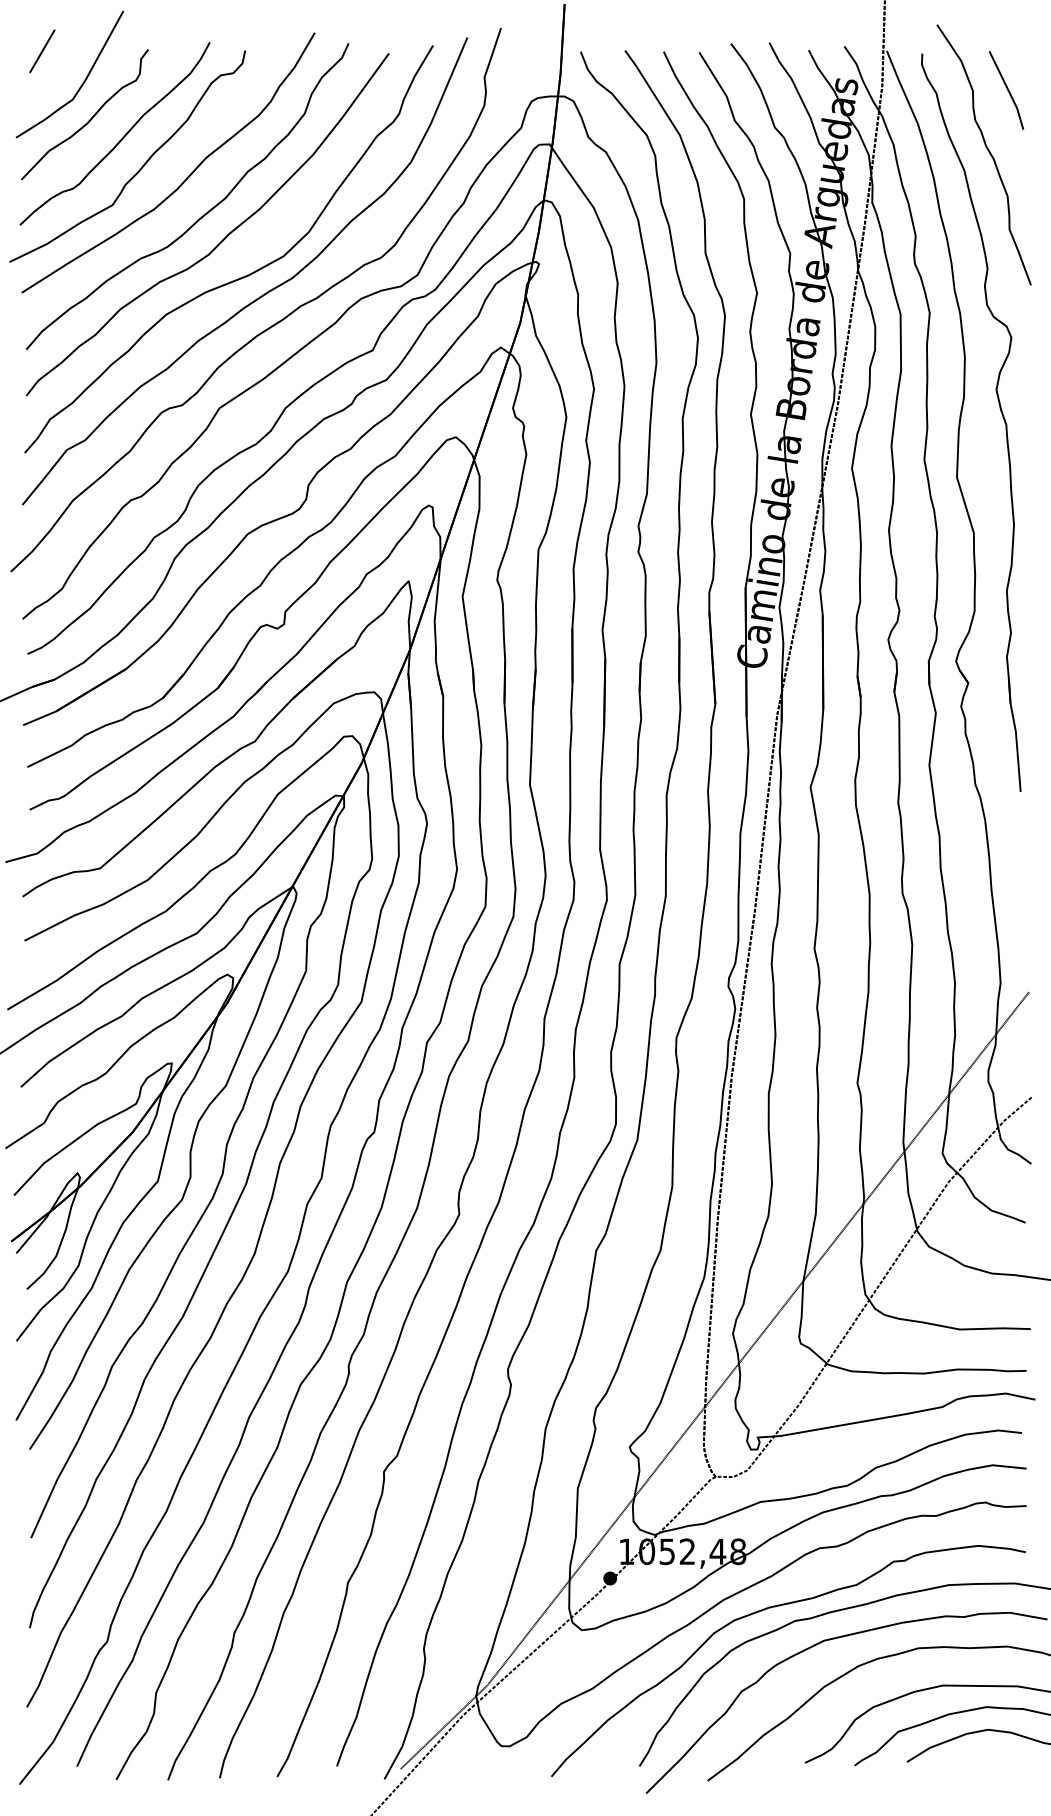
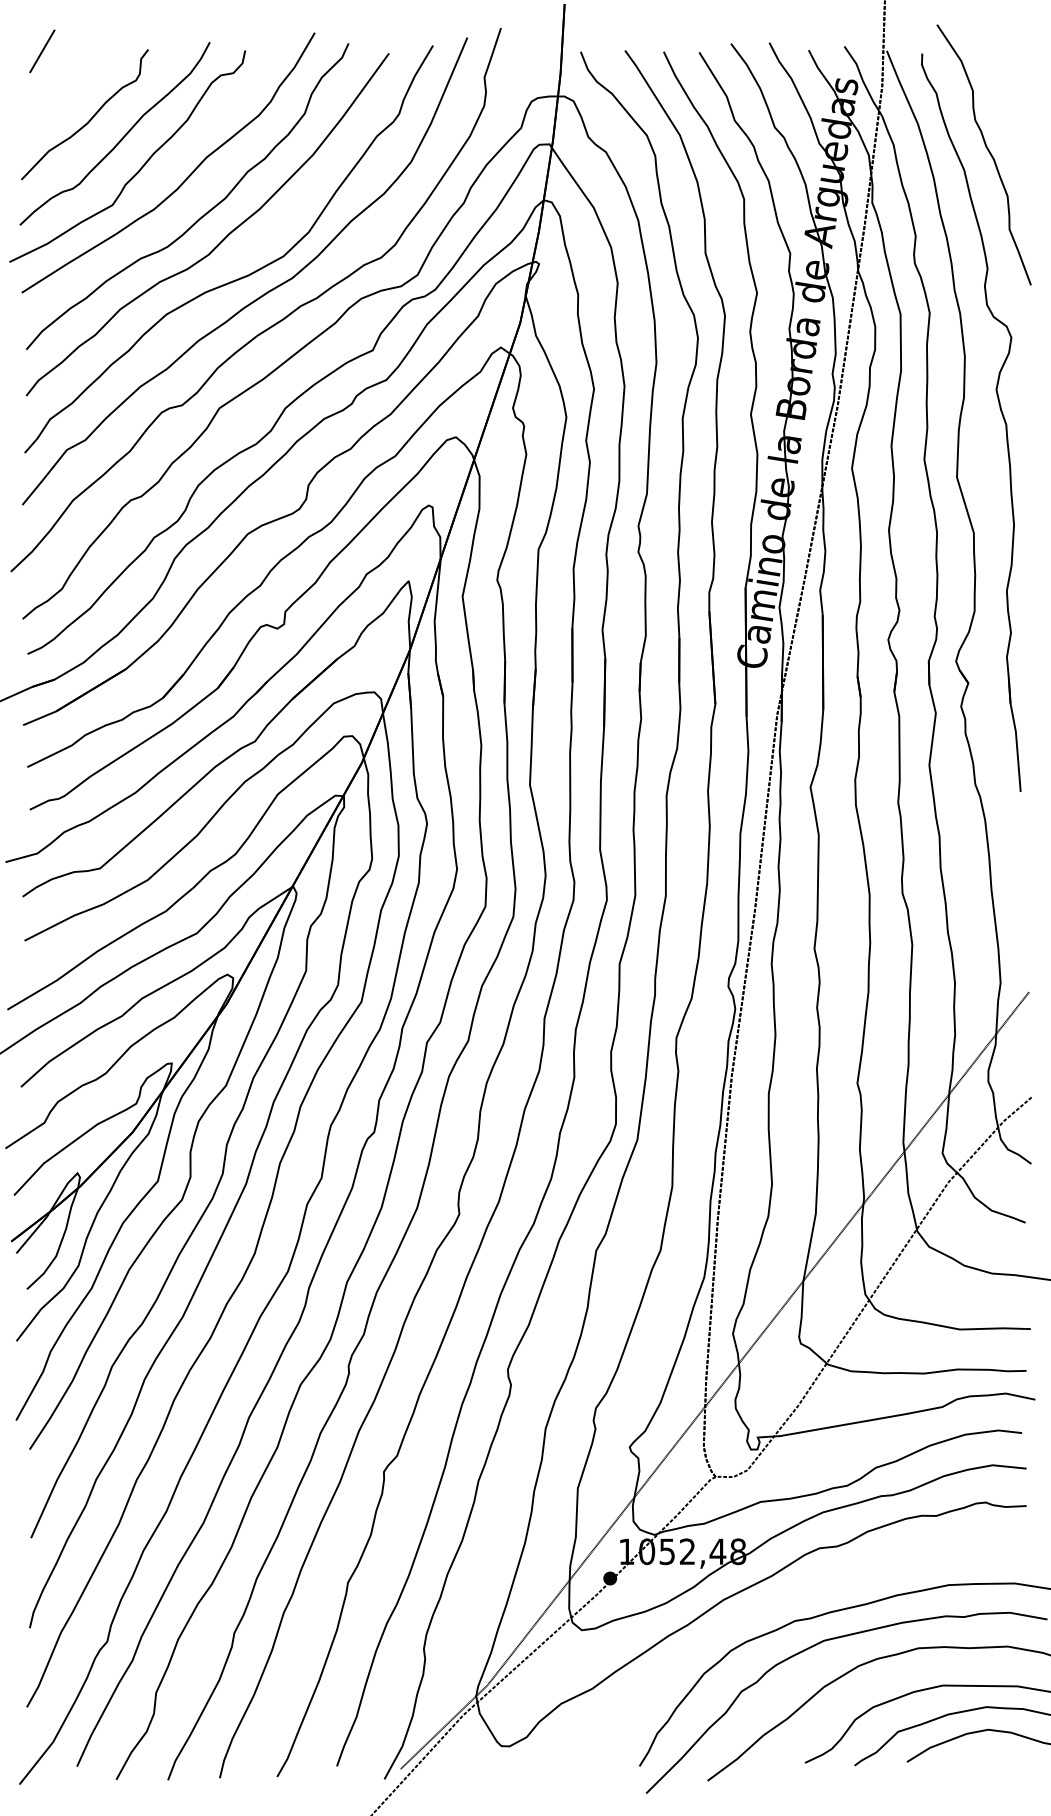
curve: present -> none (82, 82)
part: present -> none (1006, 90)
curve: present -> none (775, 1607)
